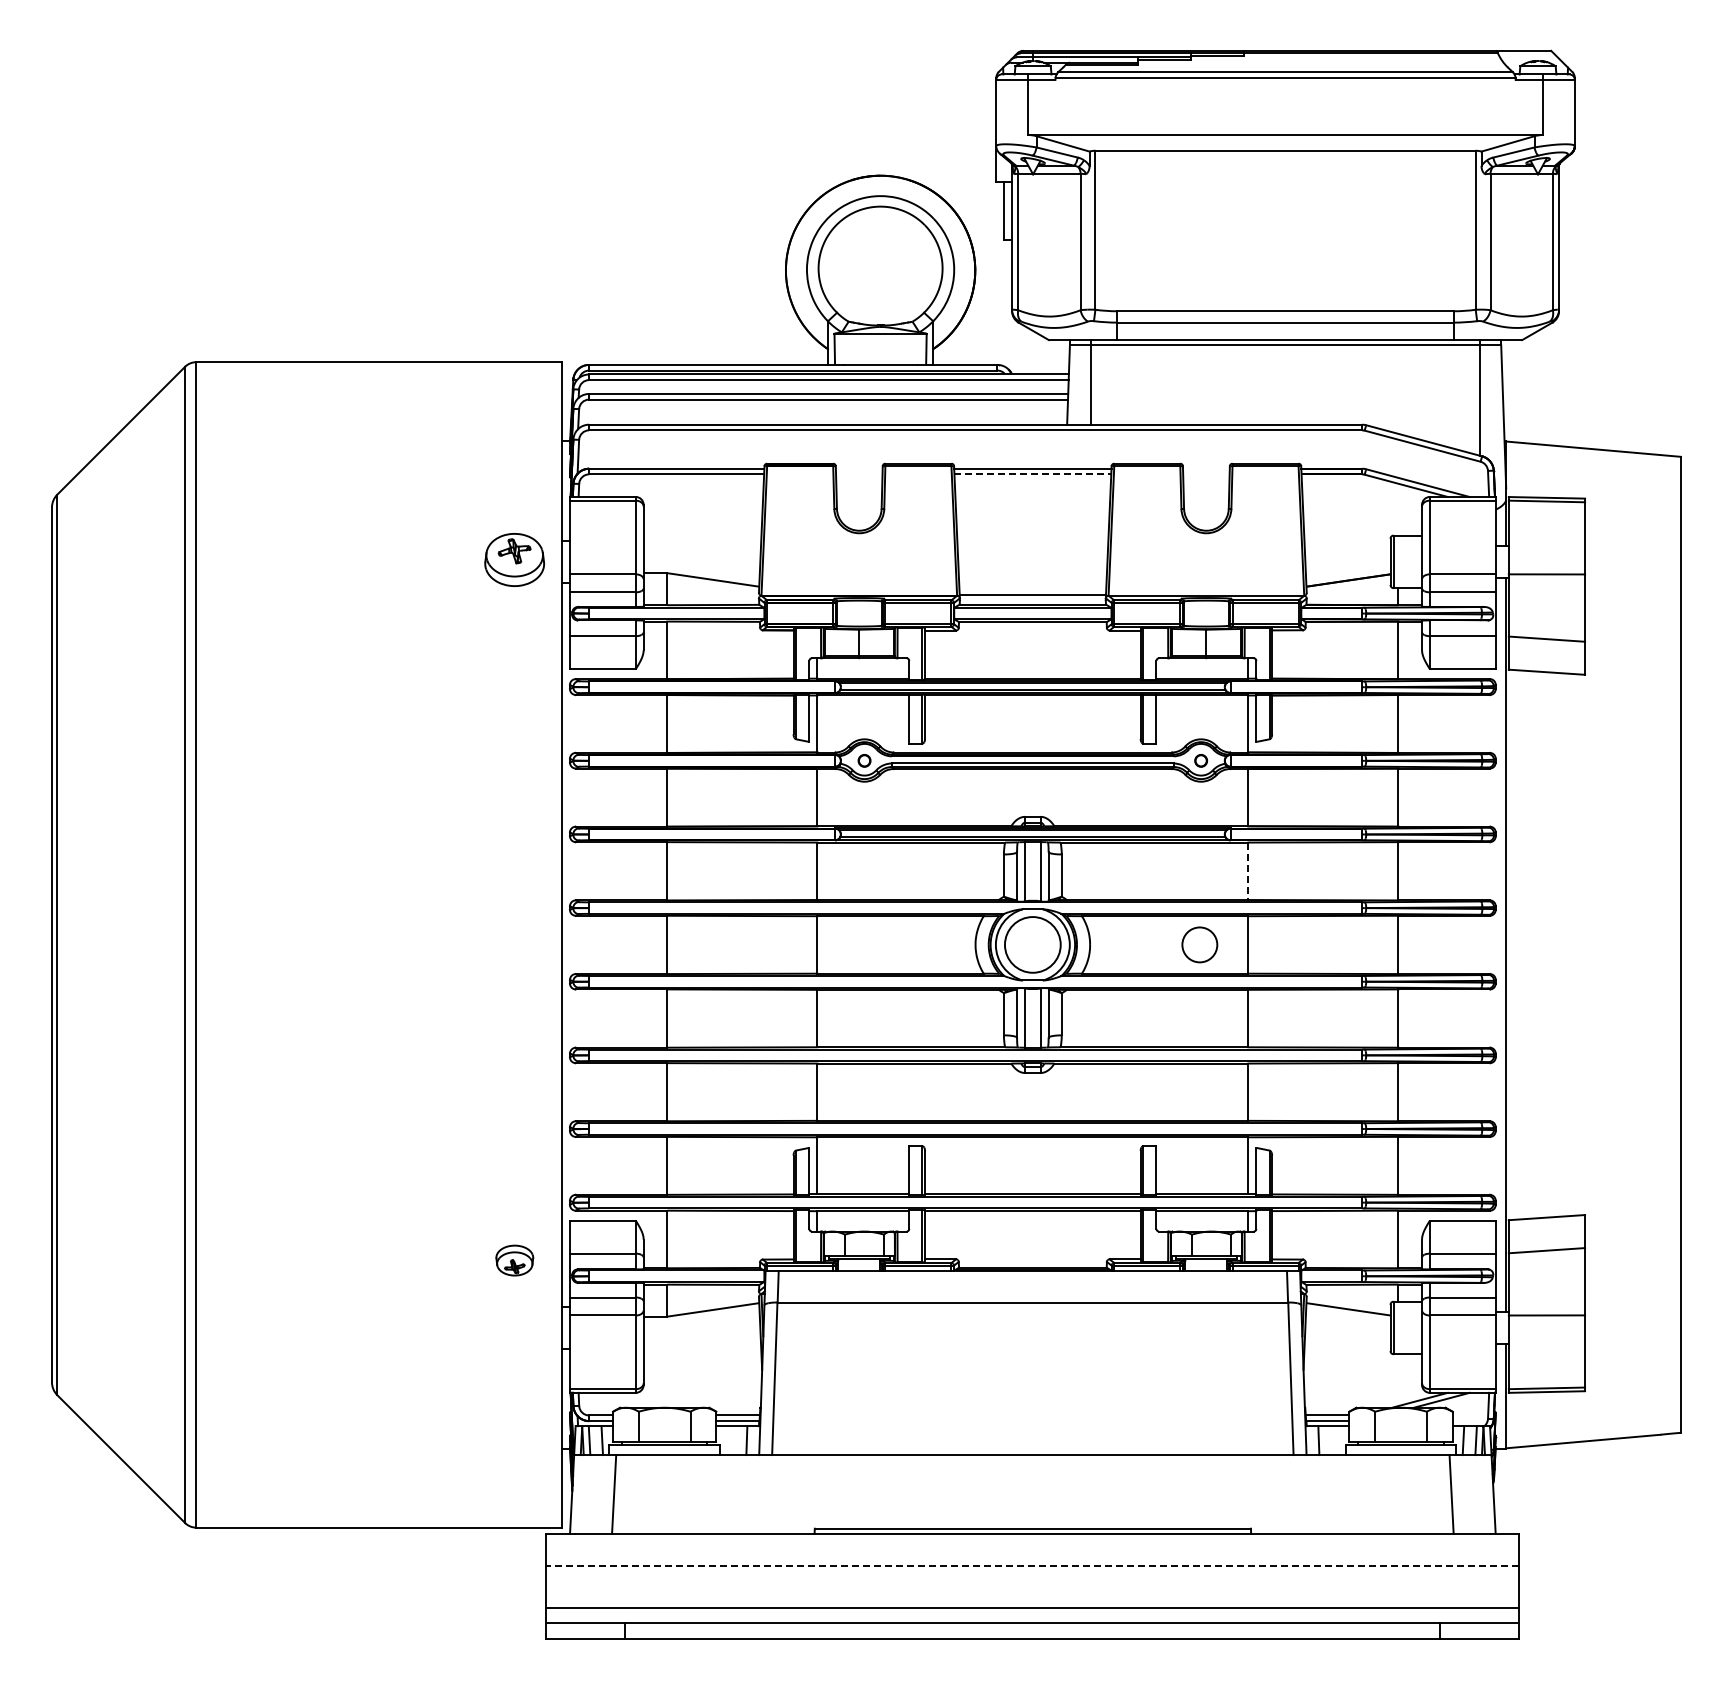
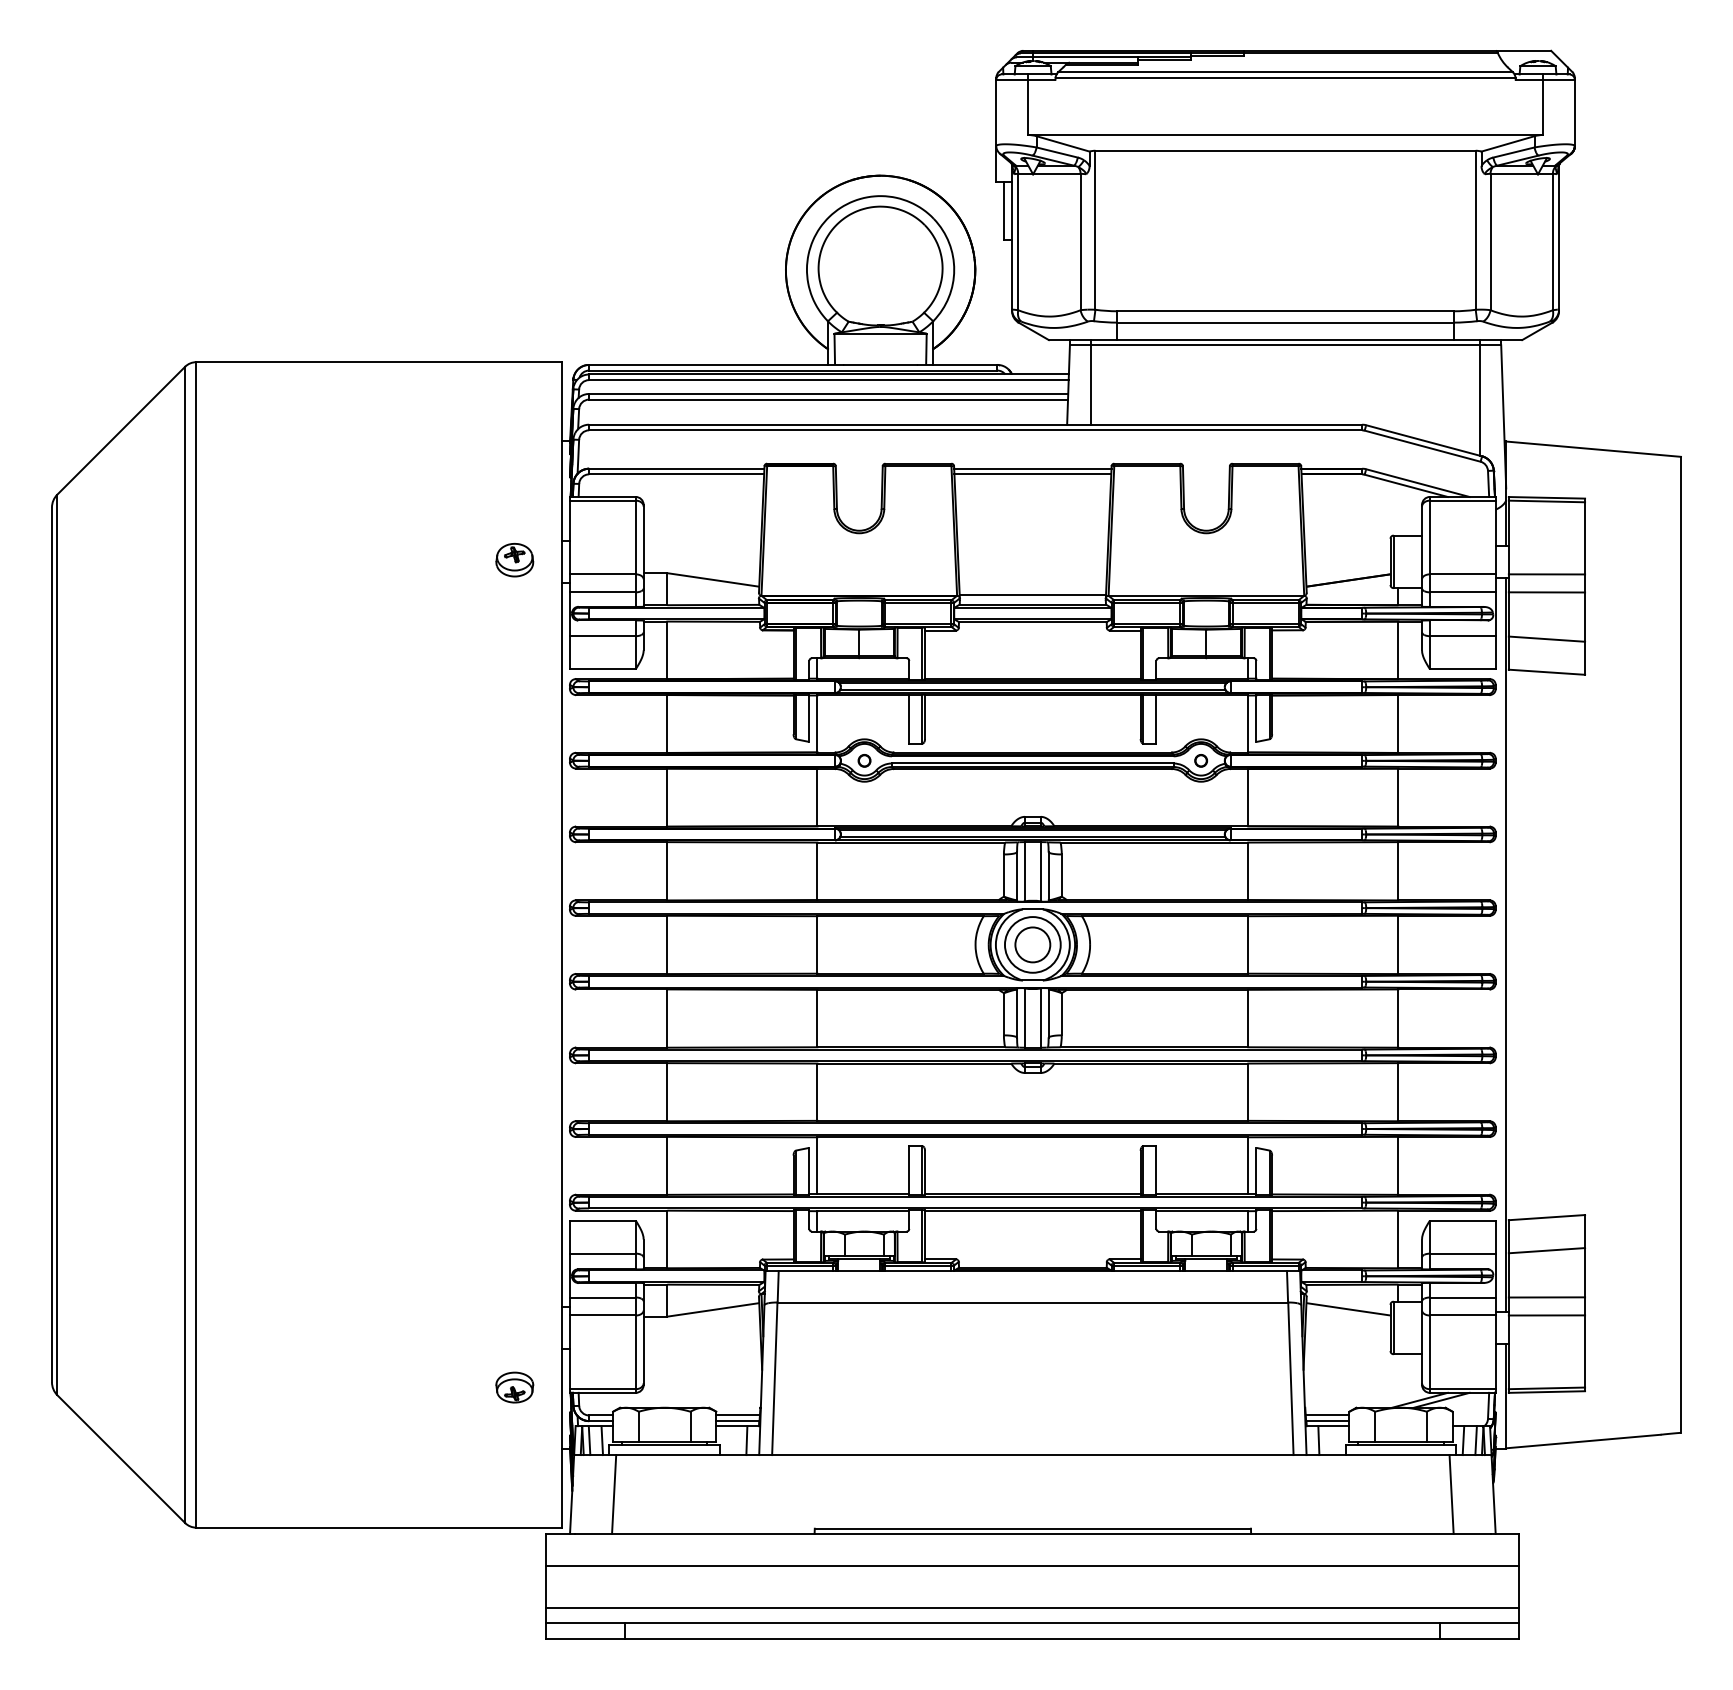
line: dashed -> solid (1033, 474)
part size: 61x54 px -> 40x35 px (514, 560)
line: none -> present (1546, 592)
line: dashed -> solid (1248, 871)
circle position: (1199, 944) -> (1032, 944) (1032, 944)
part position: (514, 1260) -> (514, 1387) (514, 1387)
line: none -> present (1546, 1297)
line: dashed -> solid (1032, 1565)
